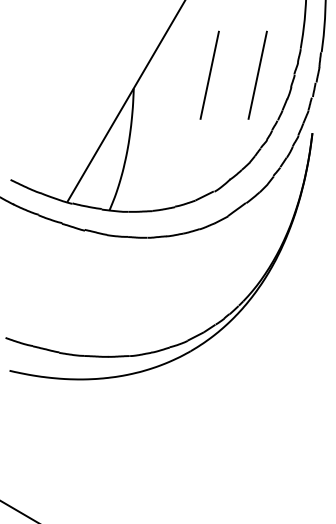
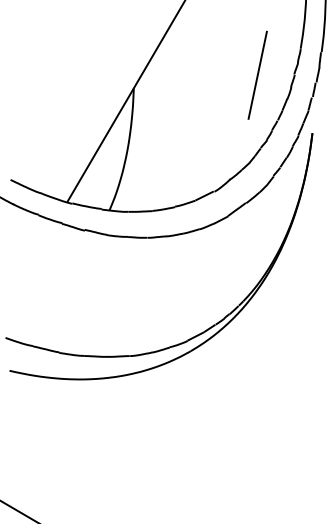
line: present -> none (209, 74)
